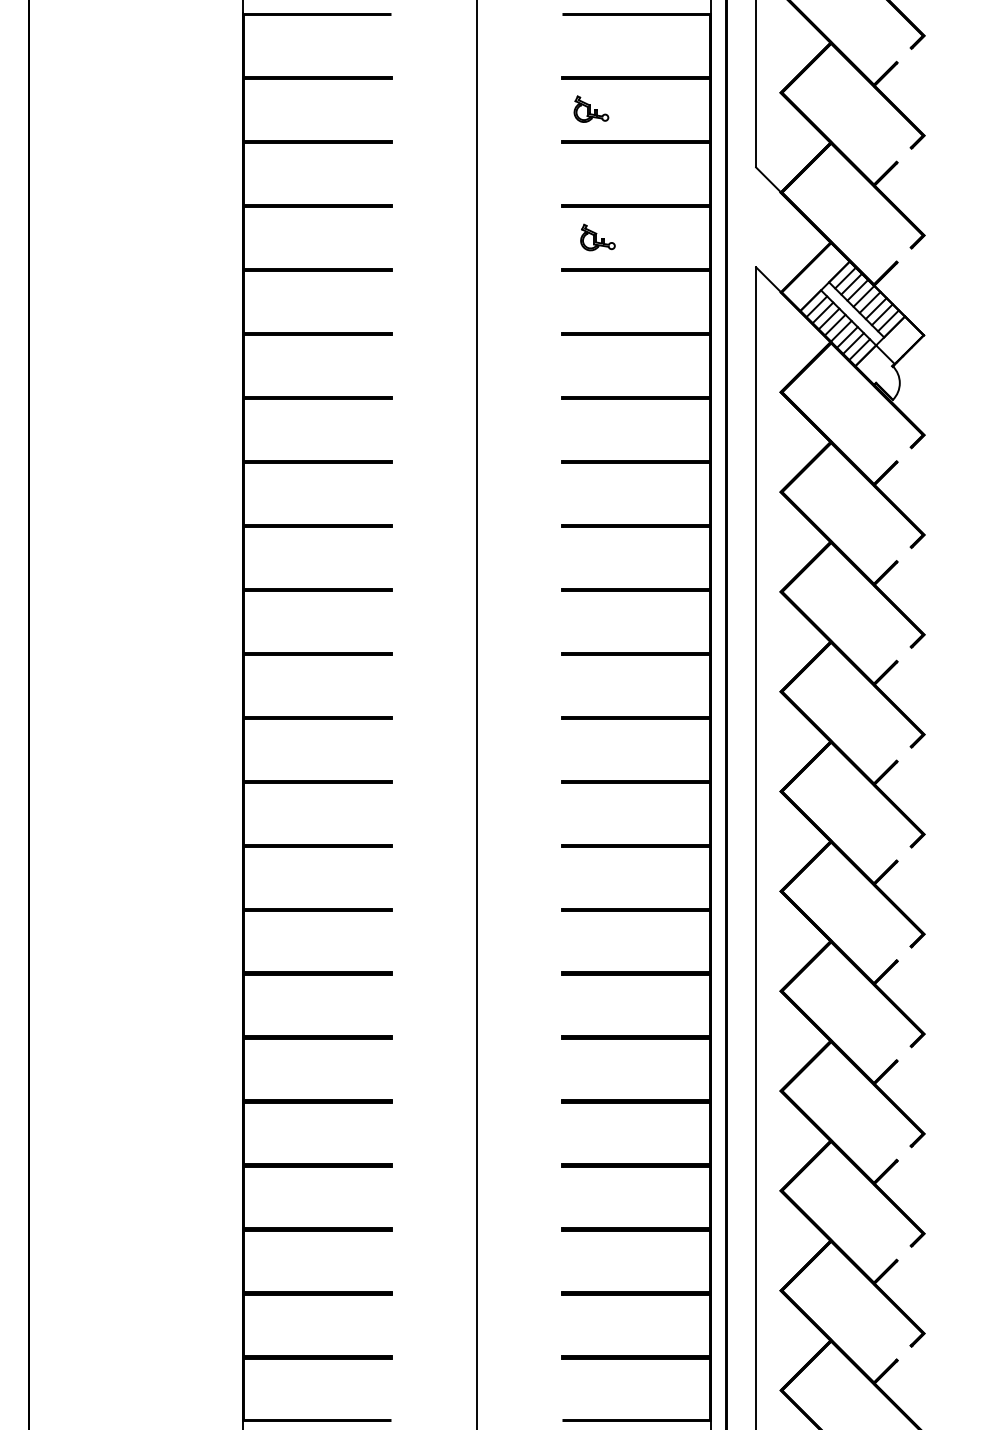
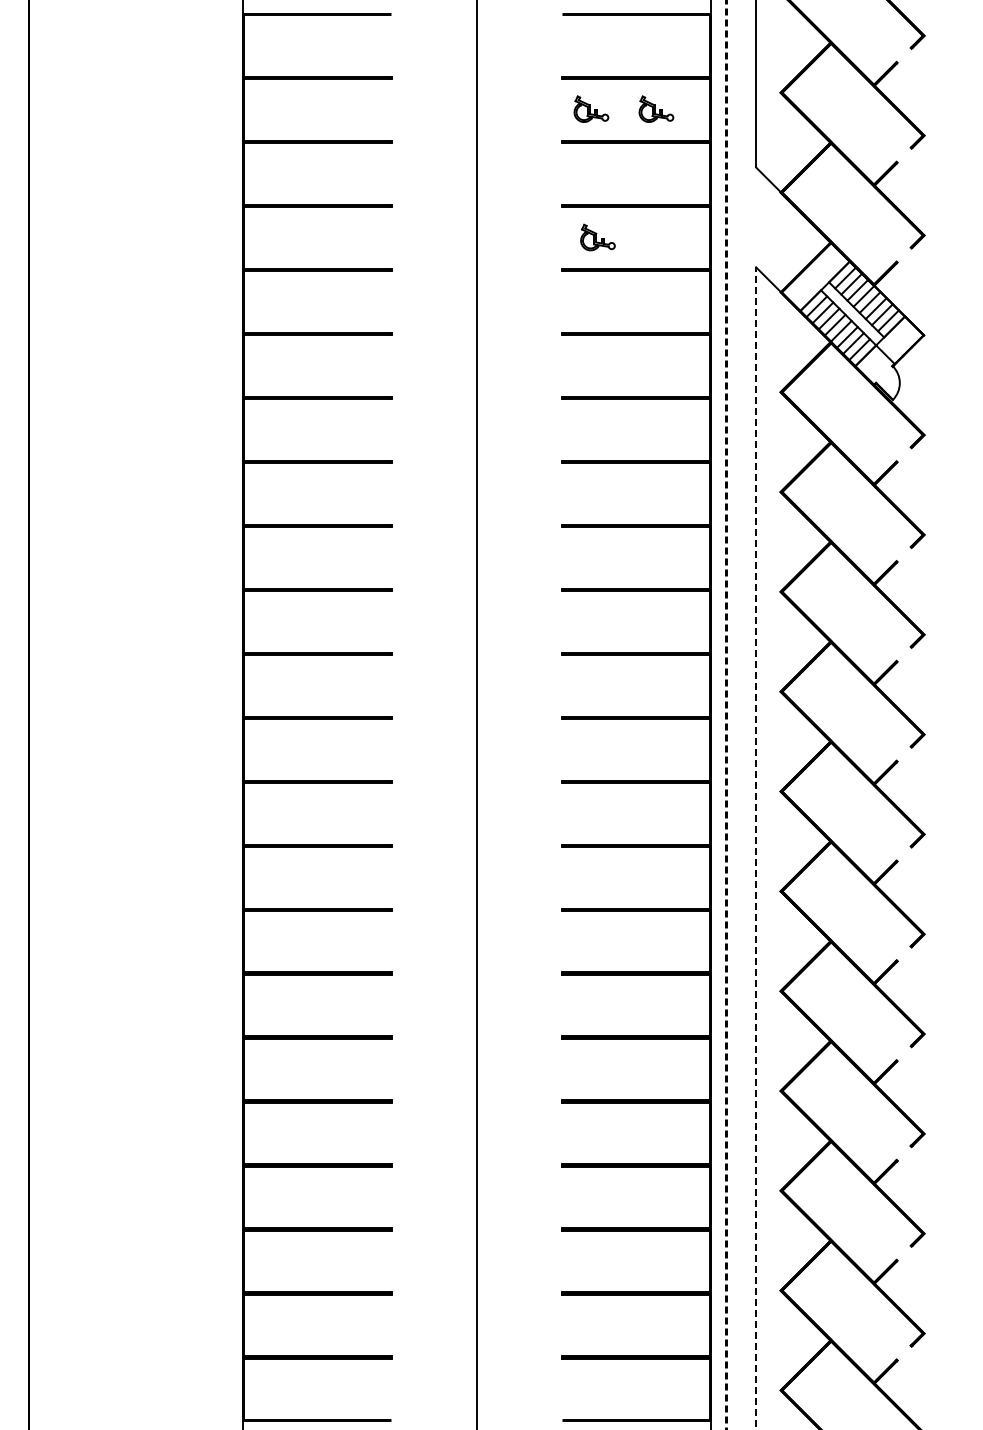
part: none -> present (656, 108)
line: solid -> dashed (725, 715)
line: solid -> dashed (756, 848)
